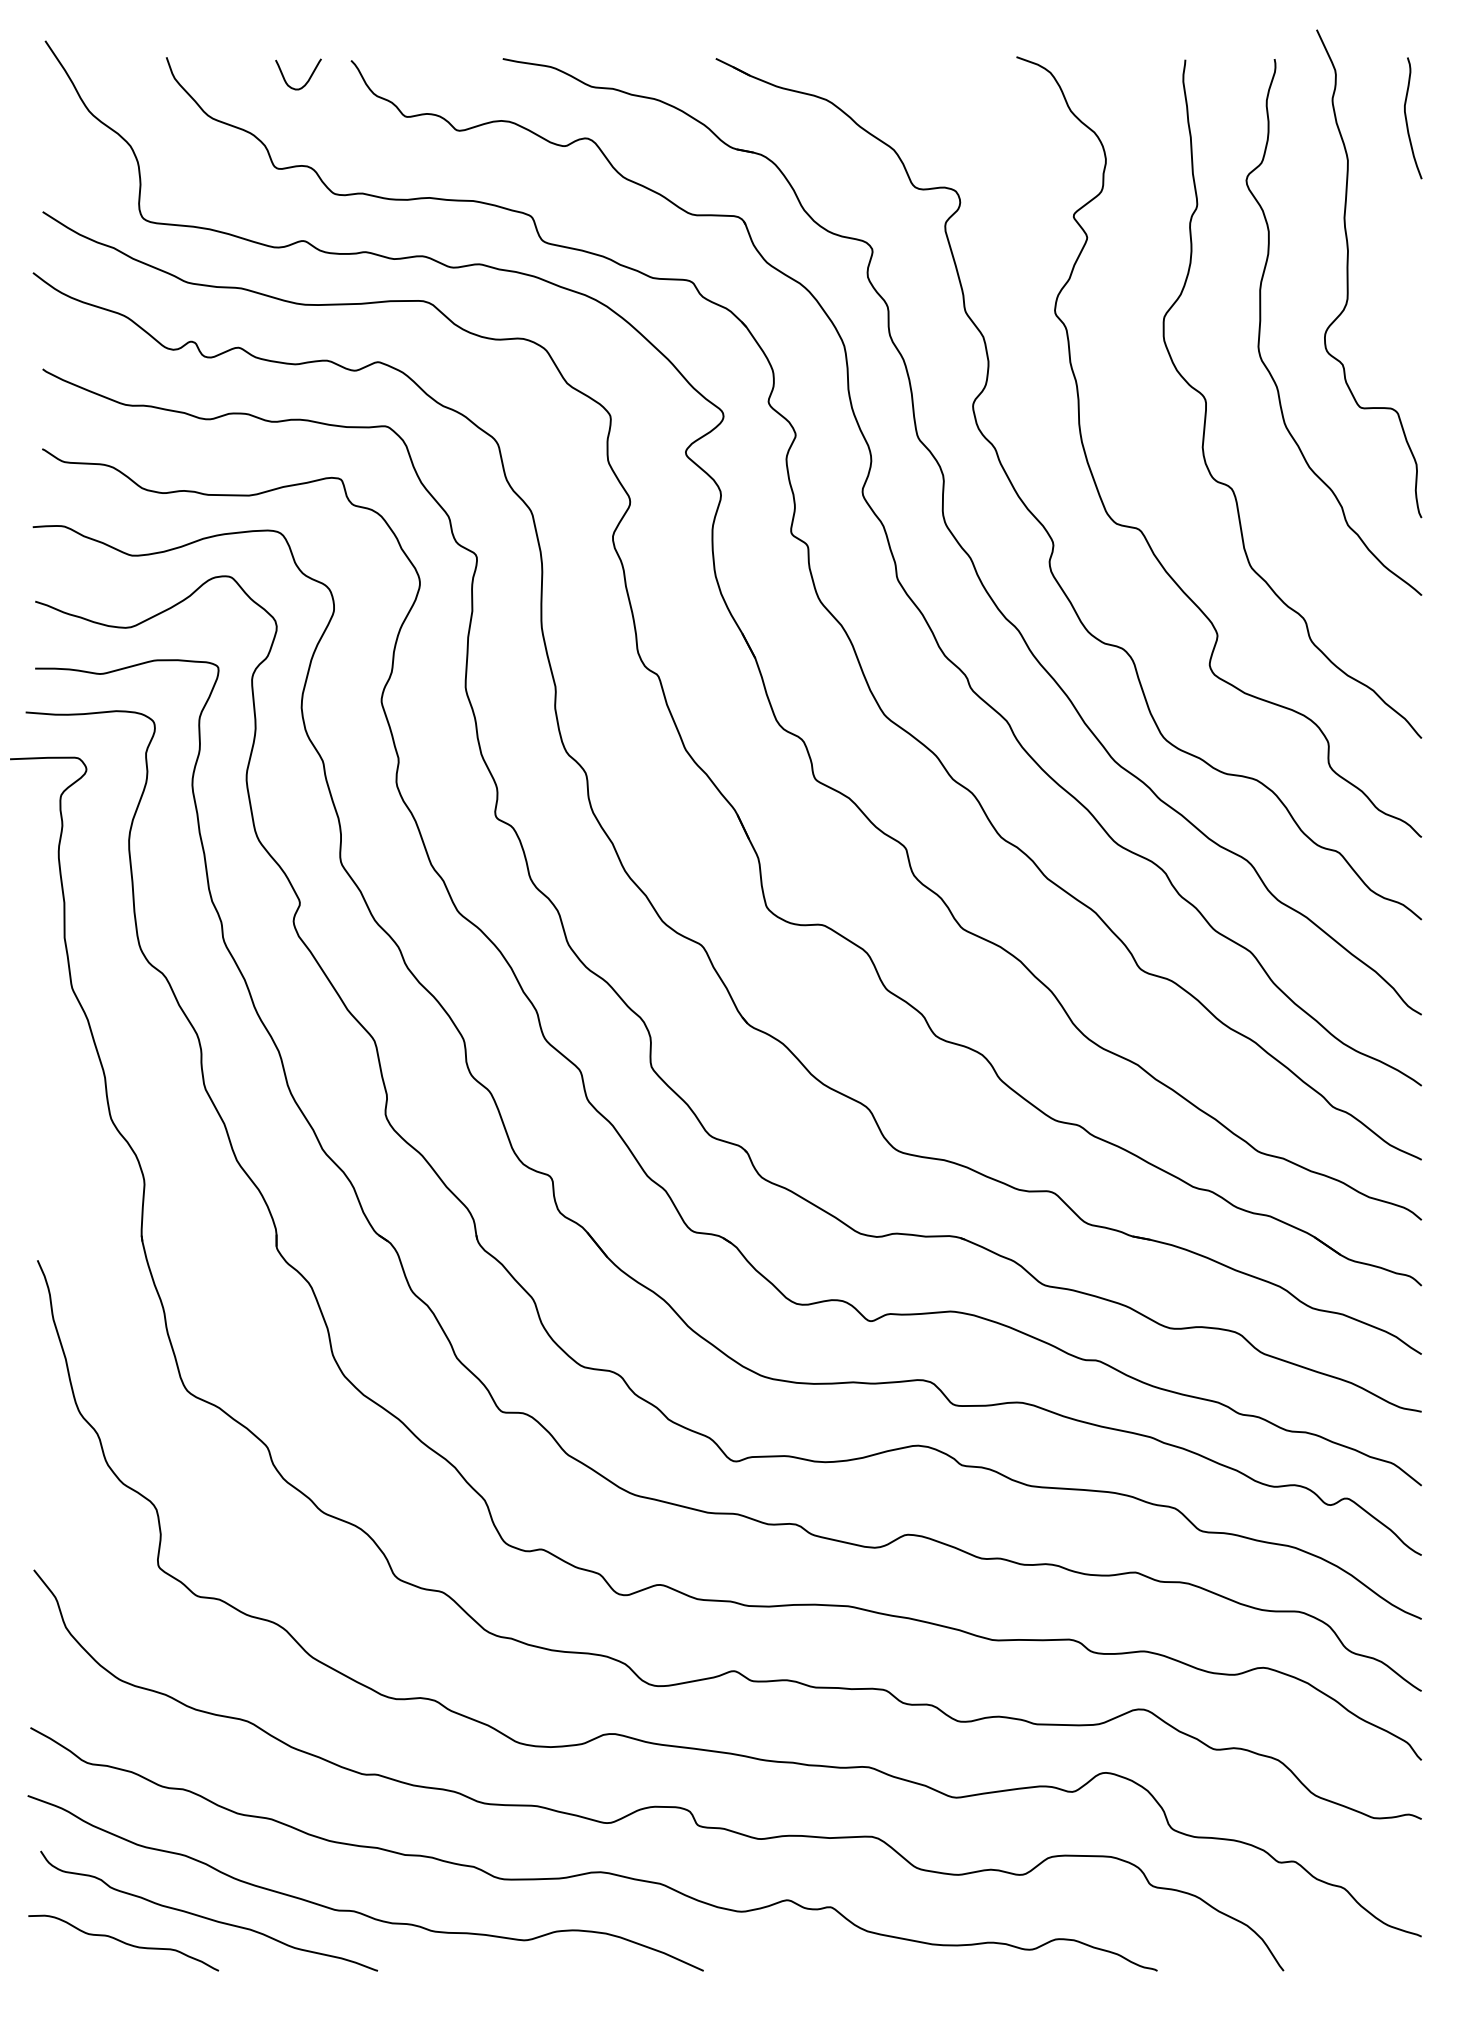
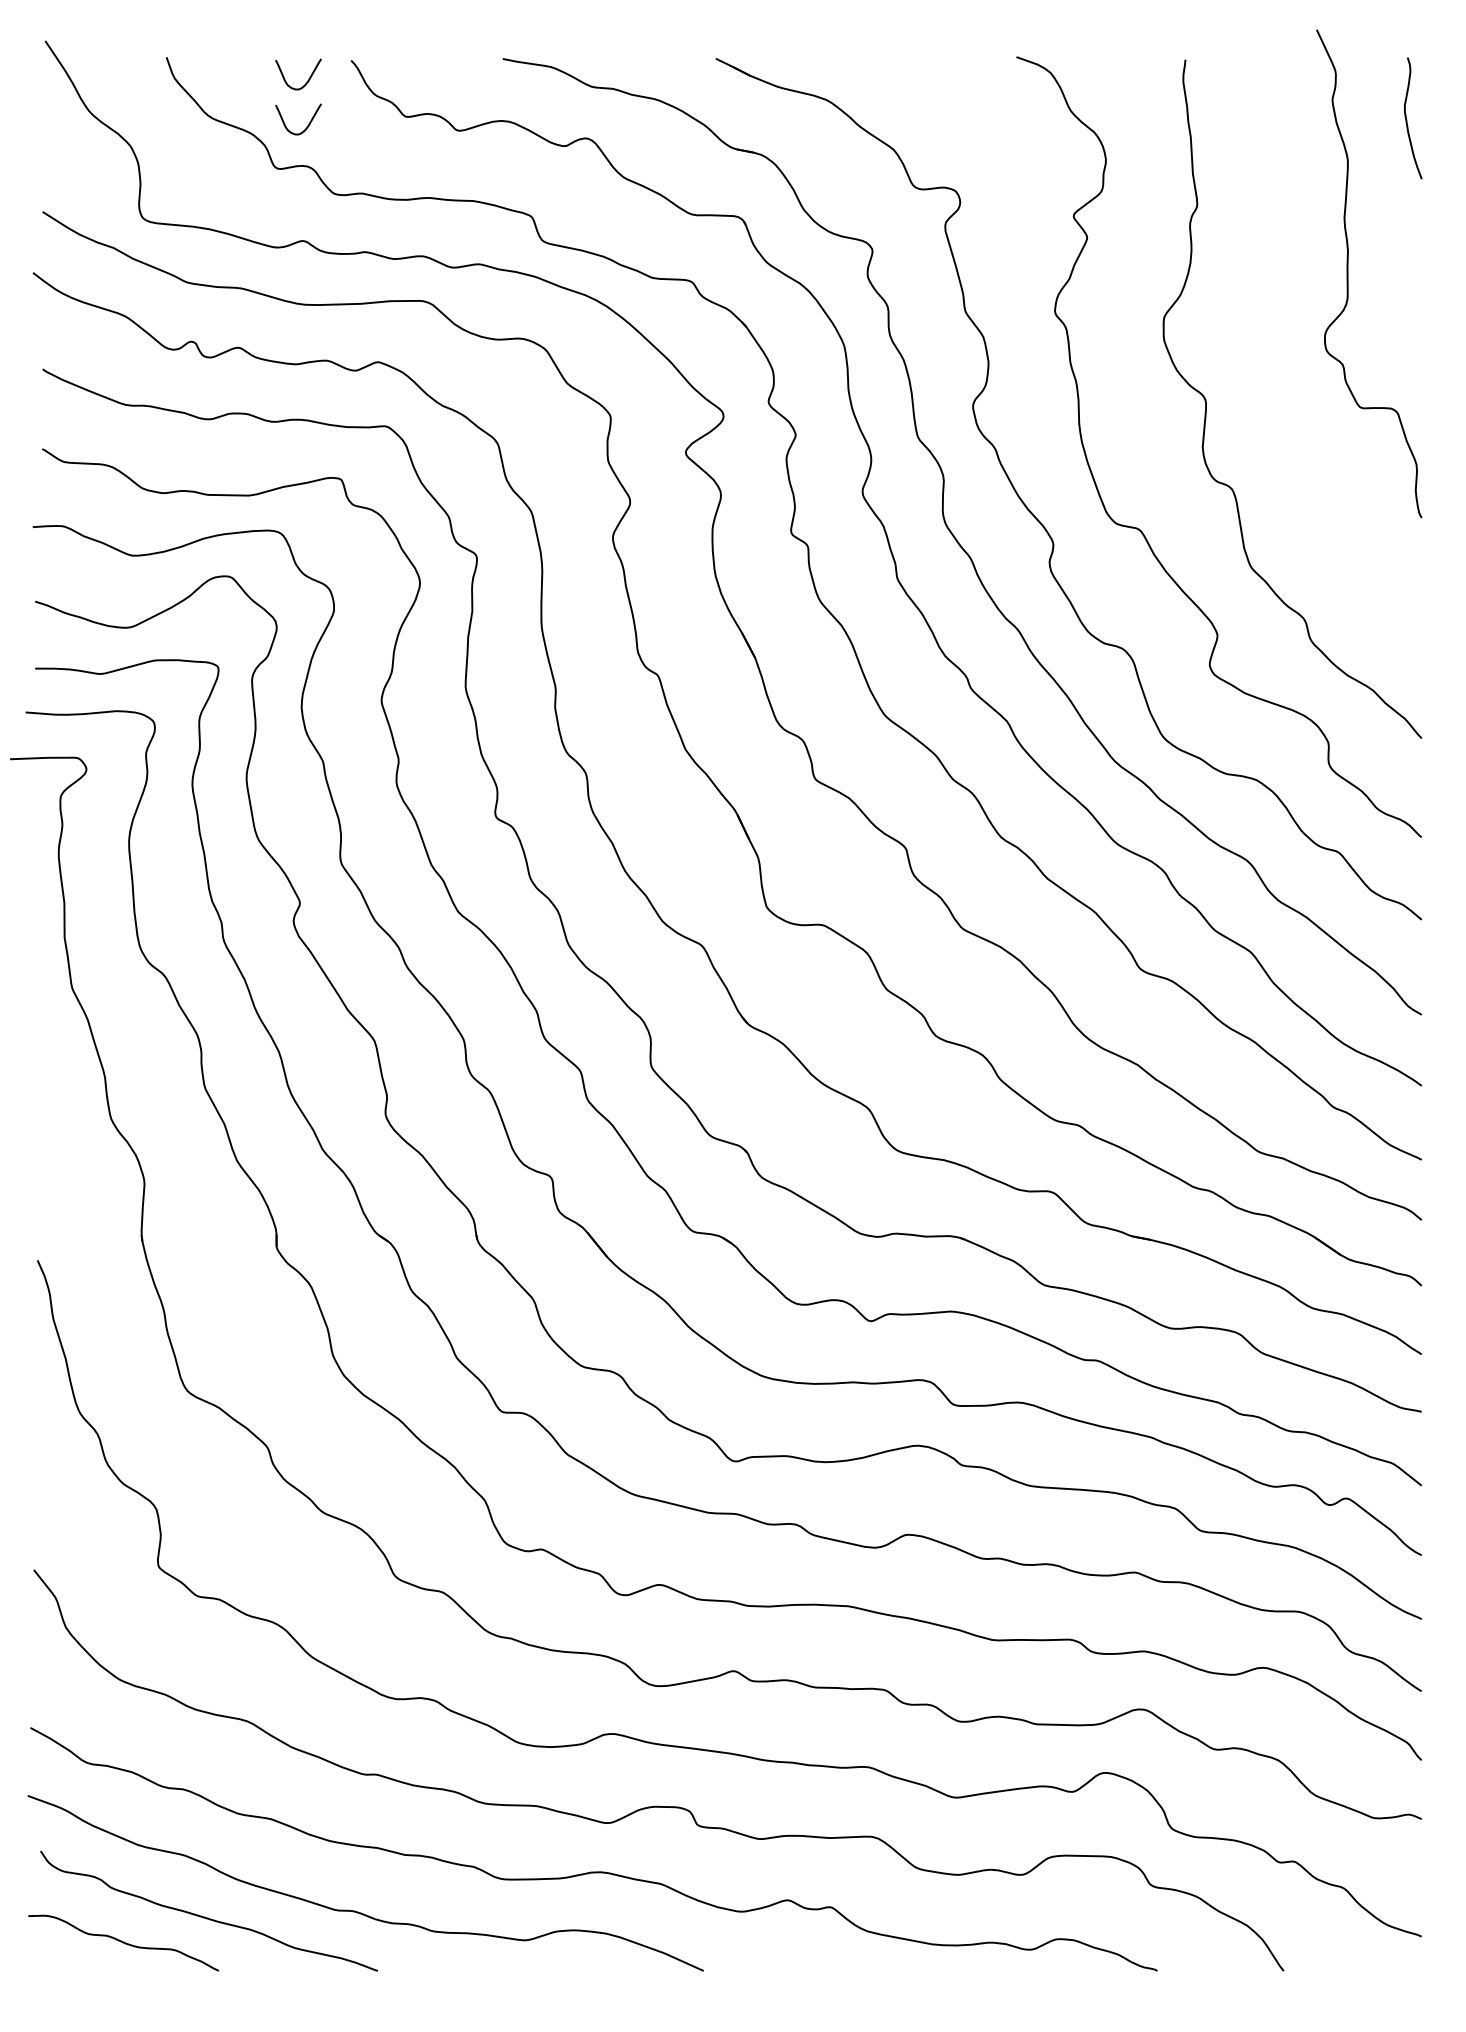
curve: none -> present (306, 126)
curve: present -> none (1261, 321)
